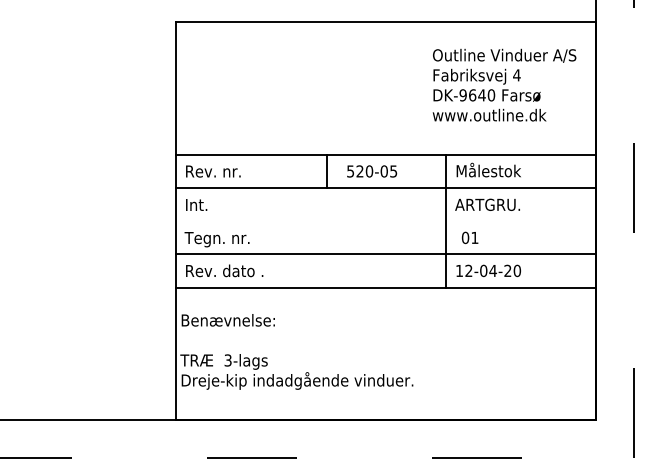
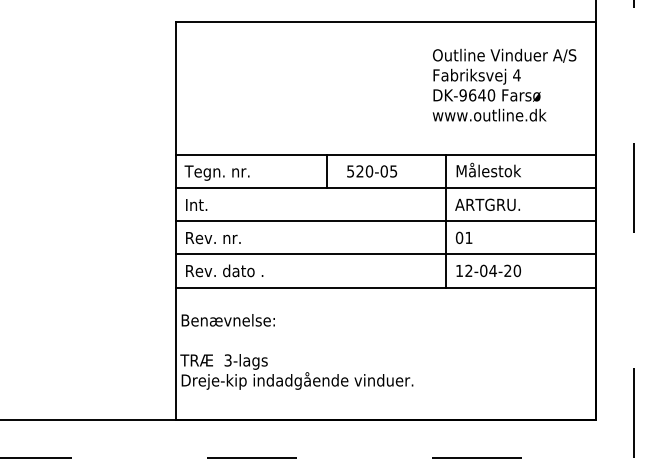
text: Rev. nr. -> Tegn. nr. (216, 172)
line: none -> present (385, 221)
text position: (469, 237) -> (463, 237) (463, 237)
text: Tegn. nr. -> Rev. nr. (216, 239)
